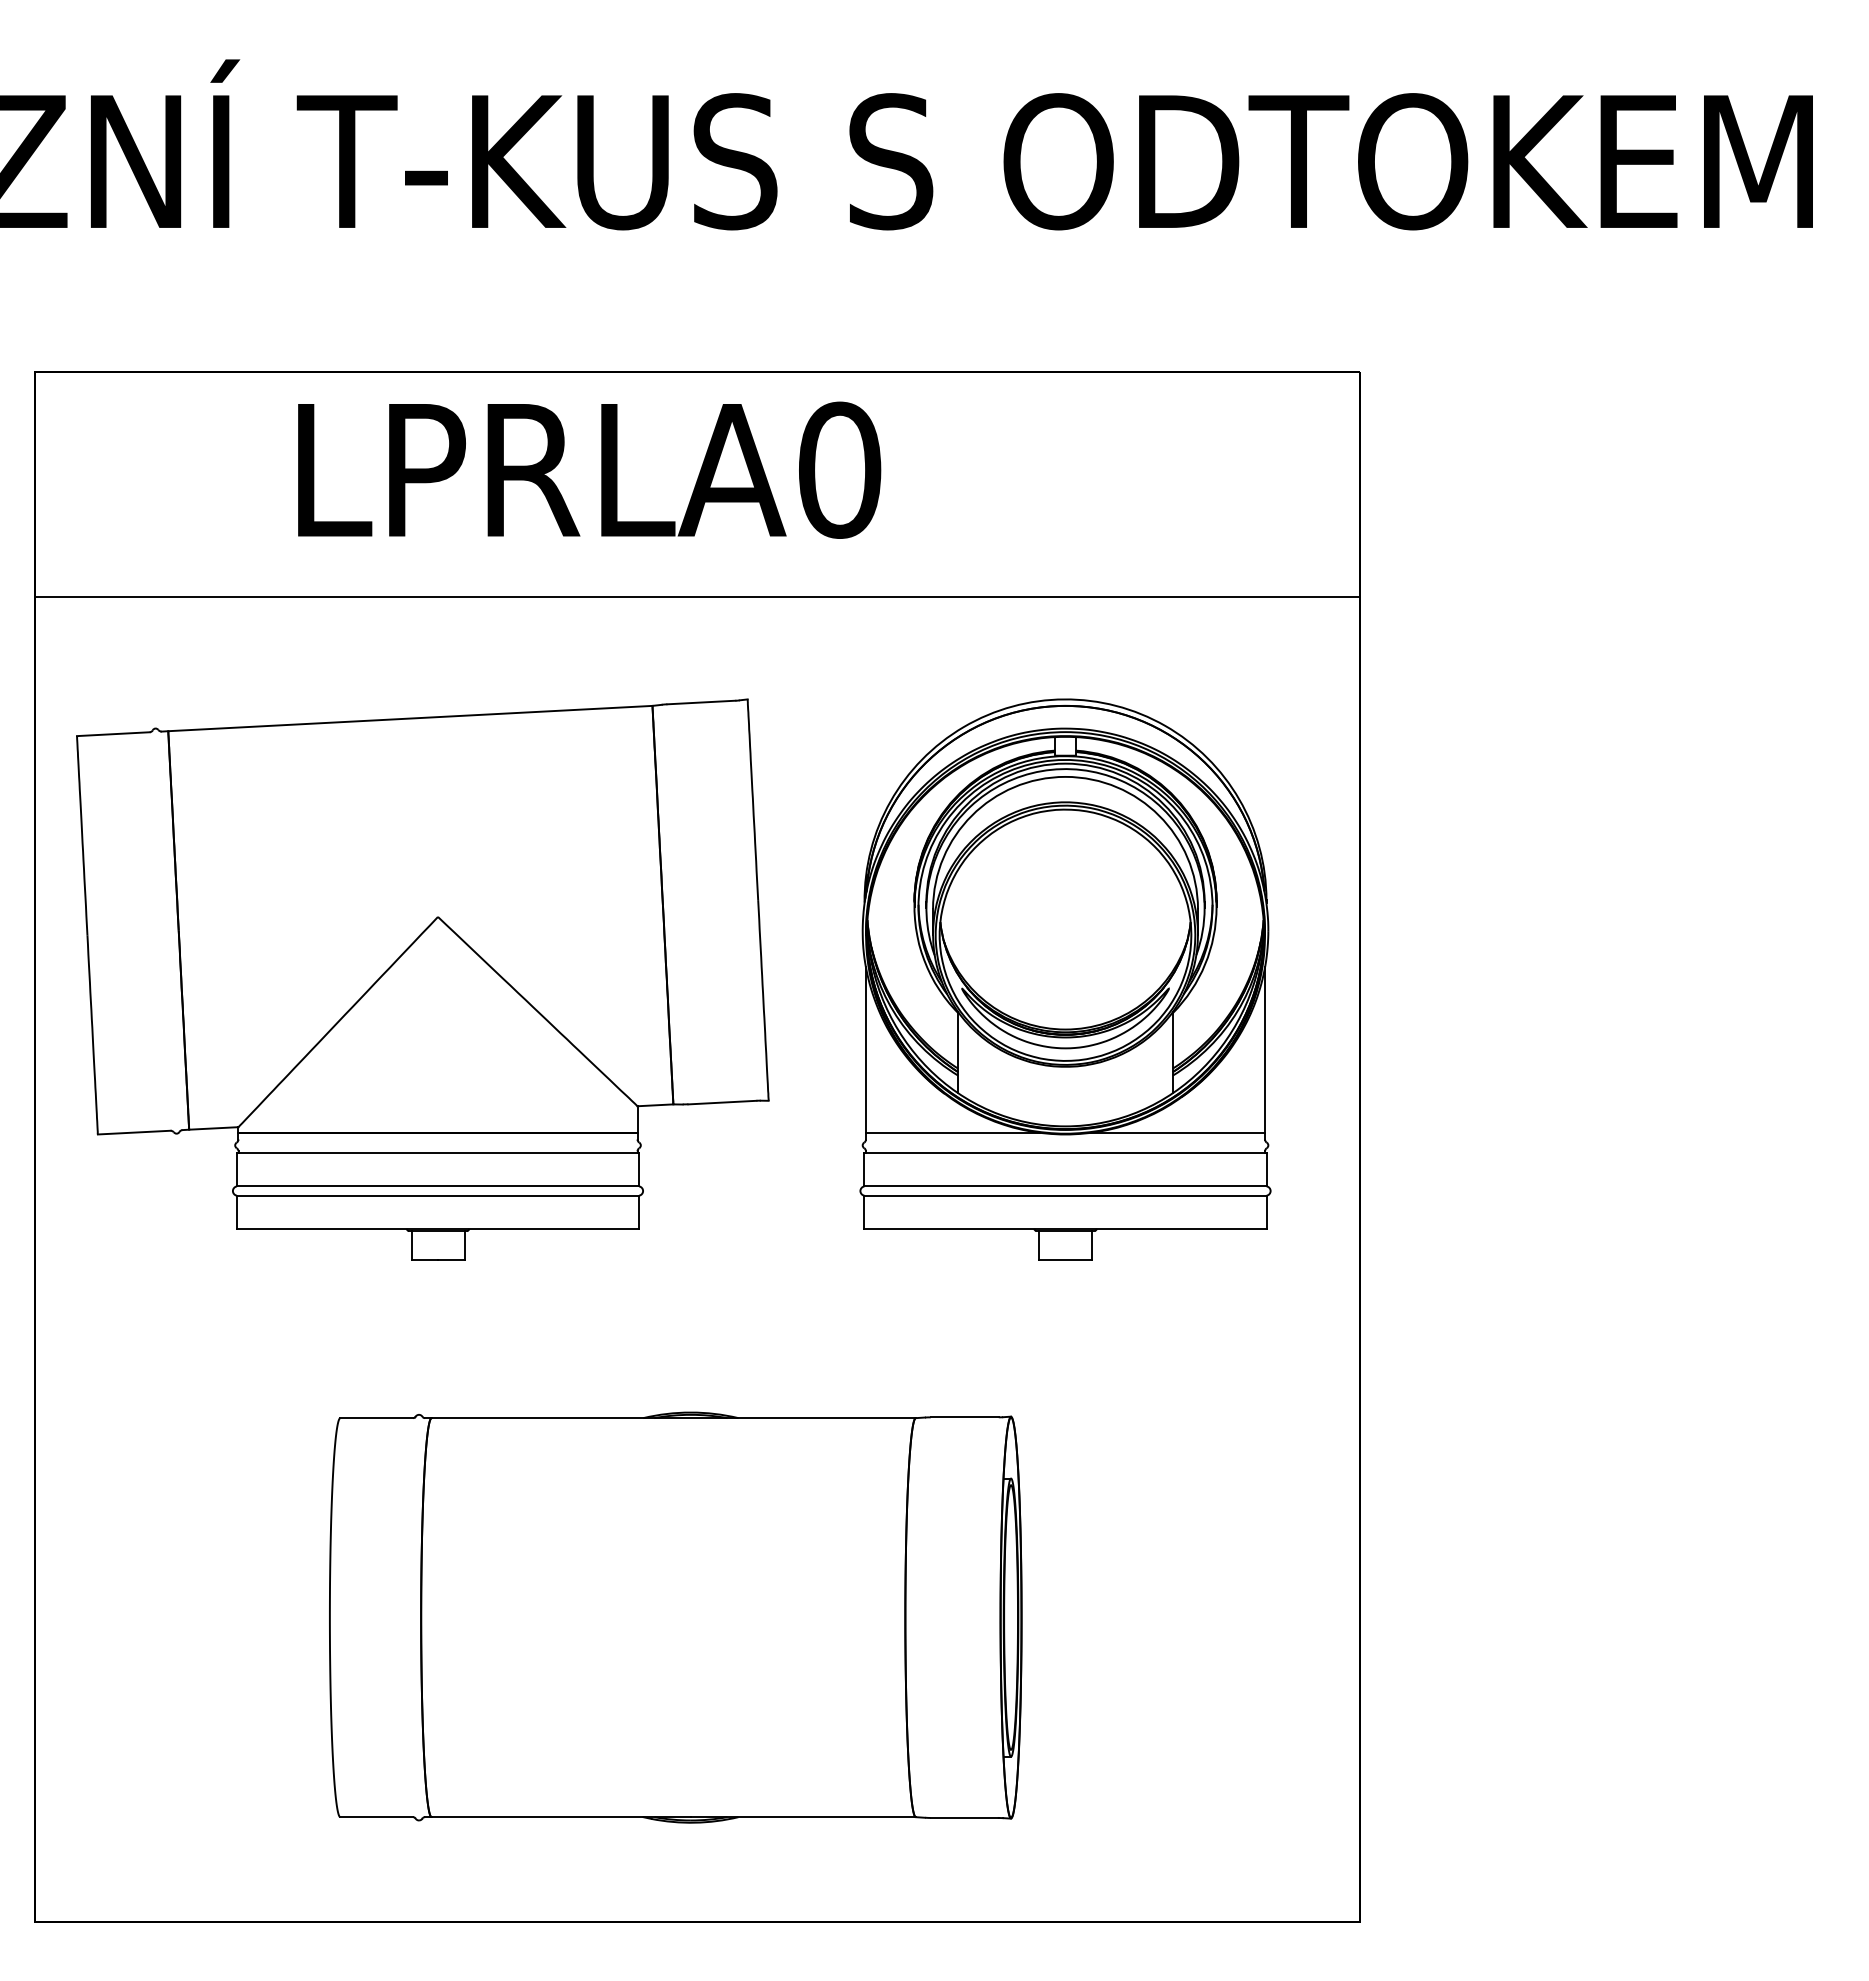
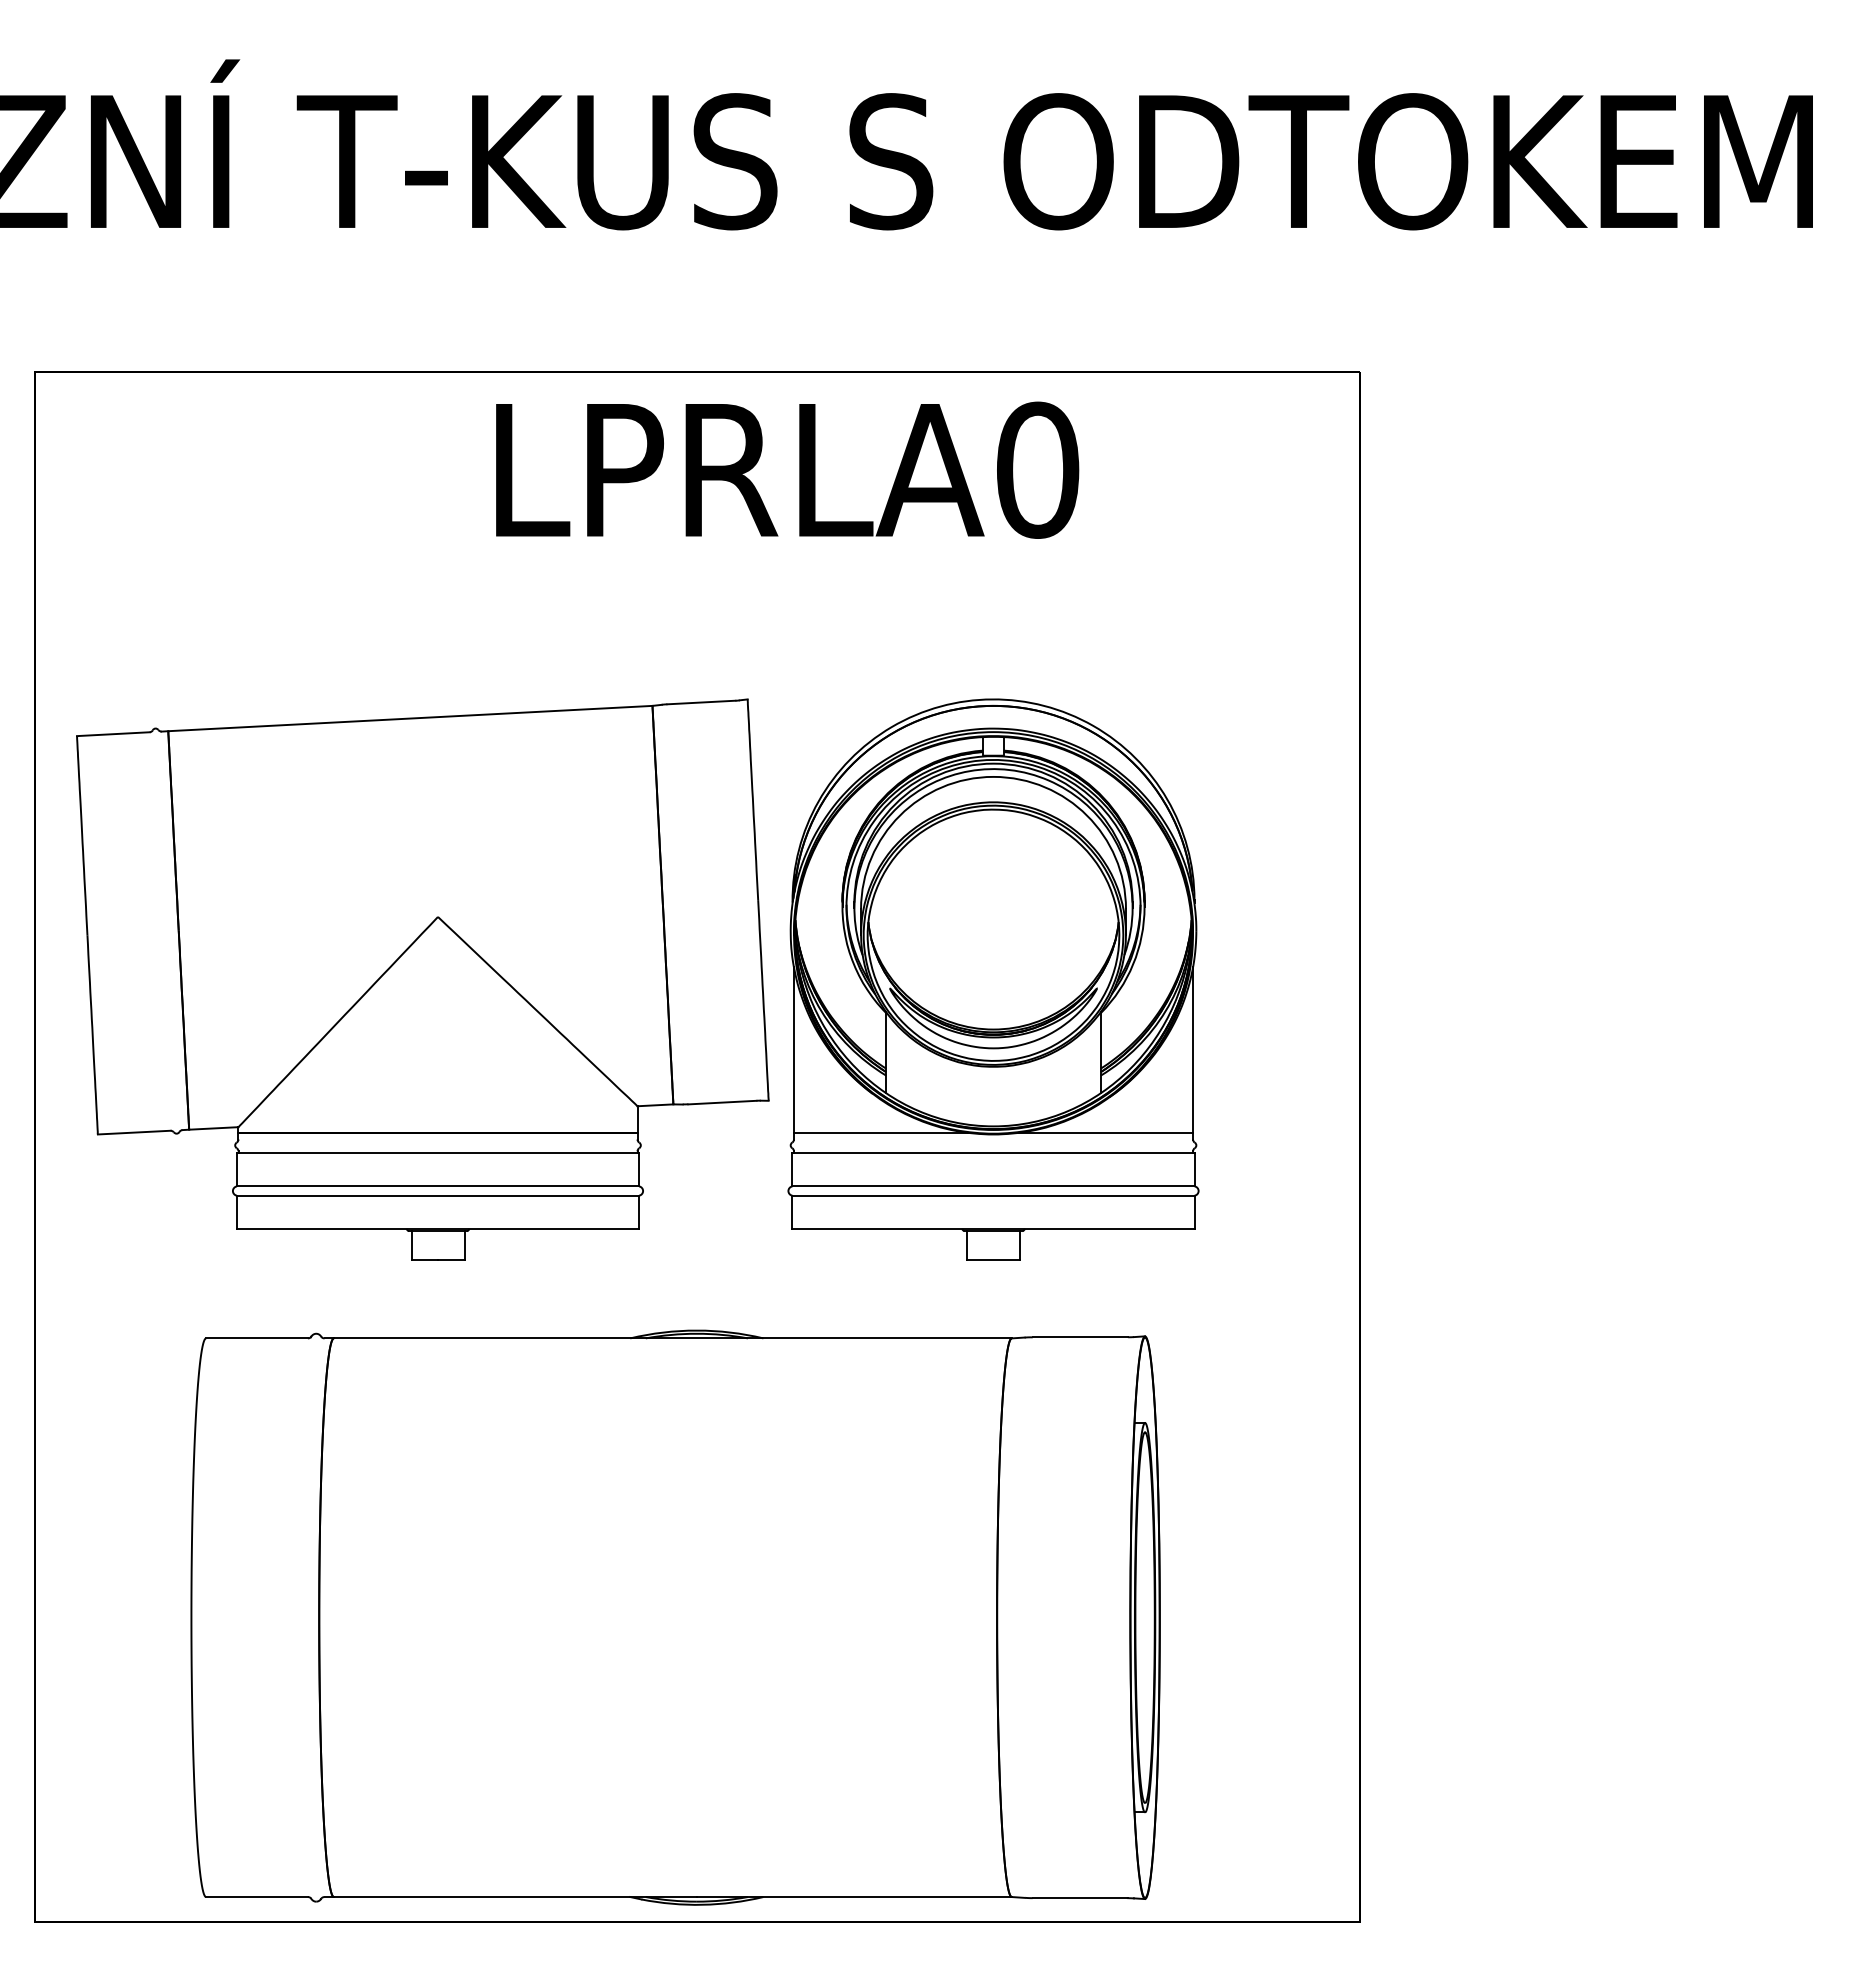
text position: (589, 469) -> (787, 469) (787, 469)
line: present -> none (696, 596)
part position: (1065, 979) -> (993, 979) (993, 979)
part size: 694x413 px -> 971x577 px (675, 1617)
